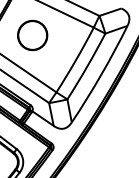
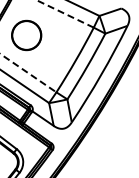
line: solid -> dashed (65, 13)
part position: (32, 35) -> (26, 35) (26, 35)
line: solid -> dashed (28, 73)
